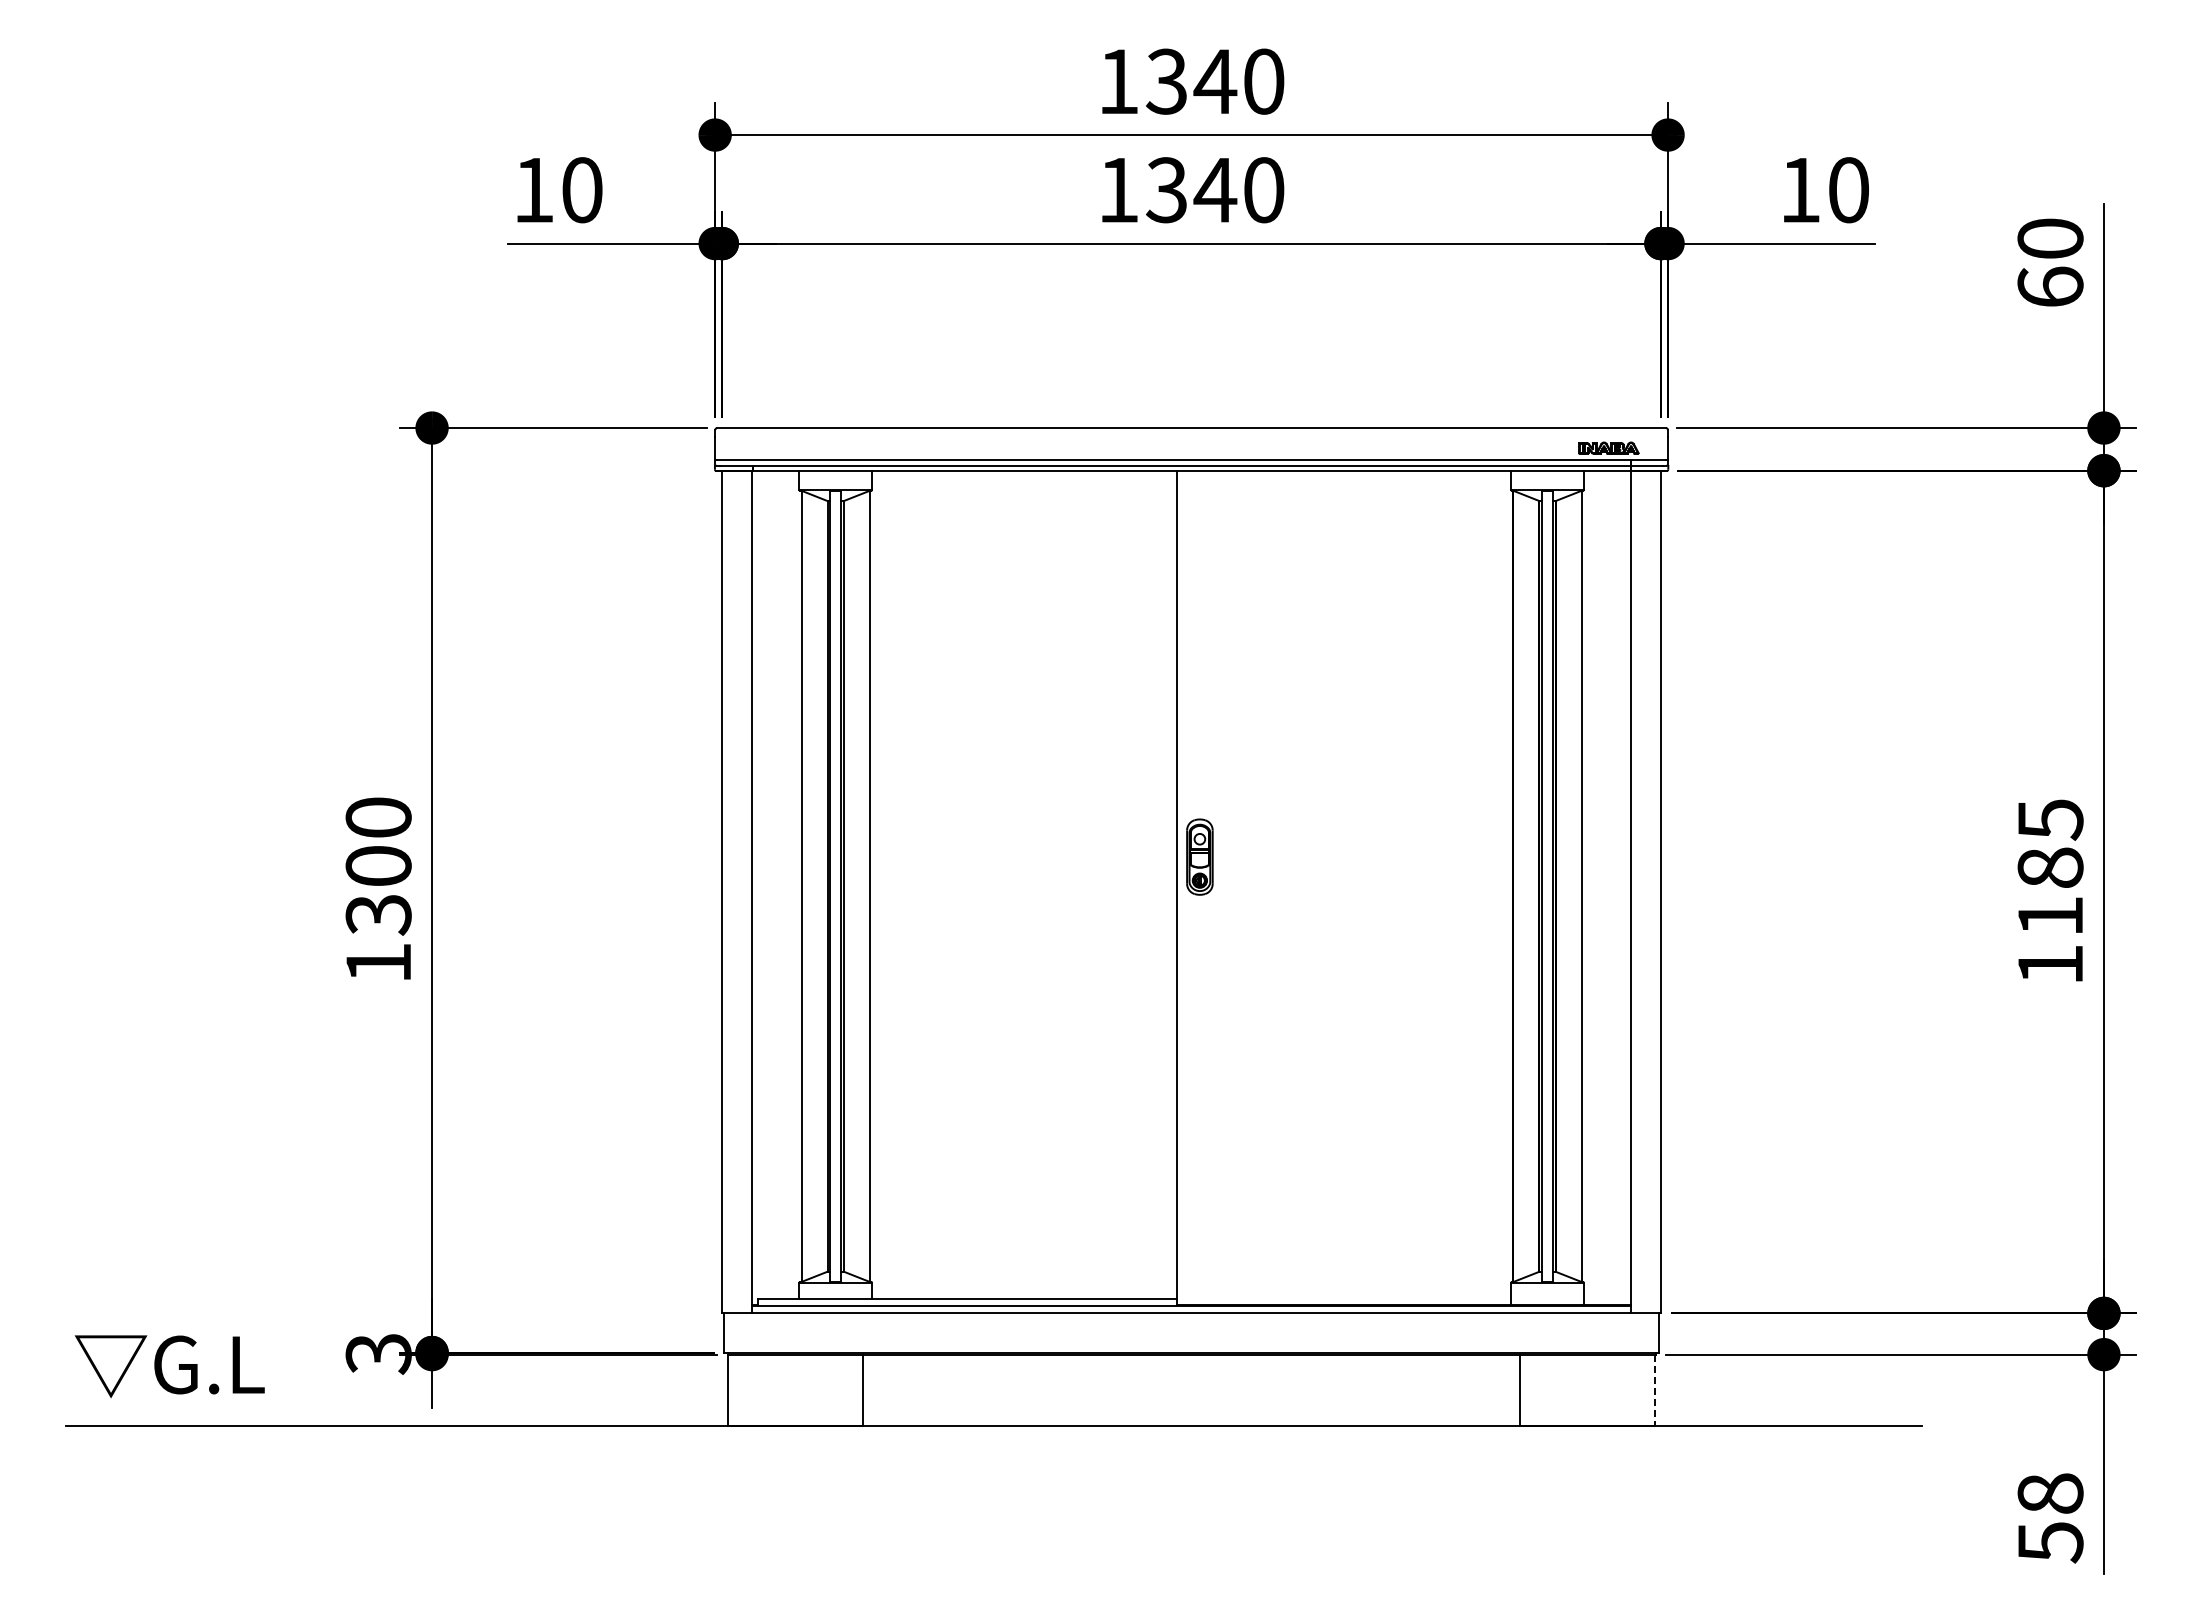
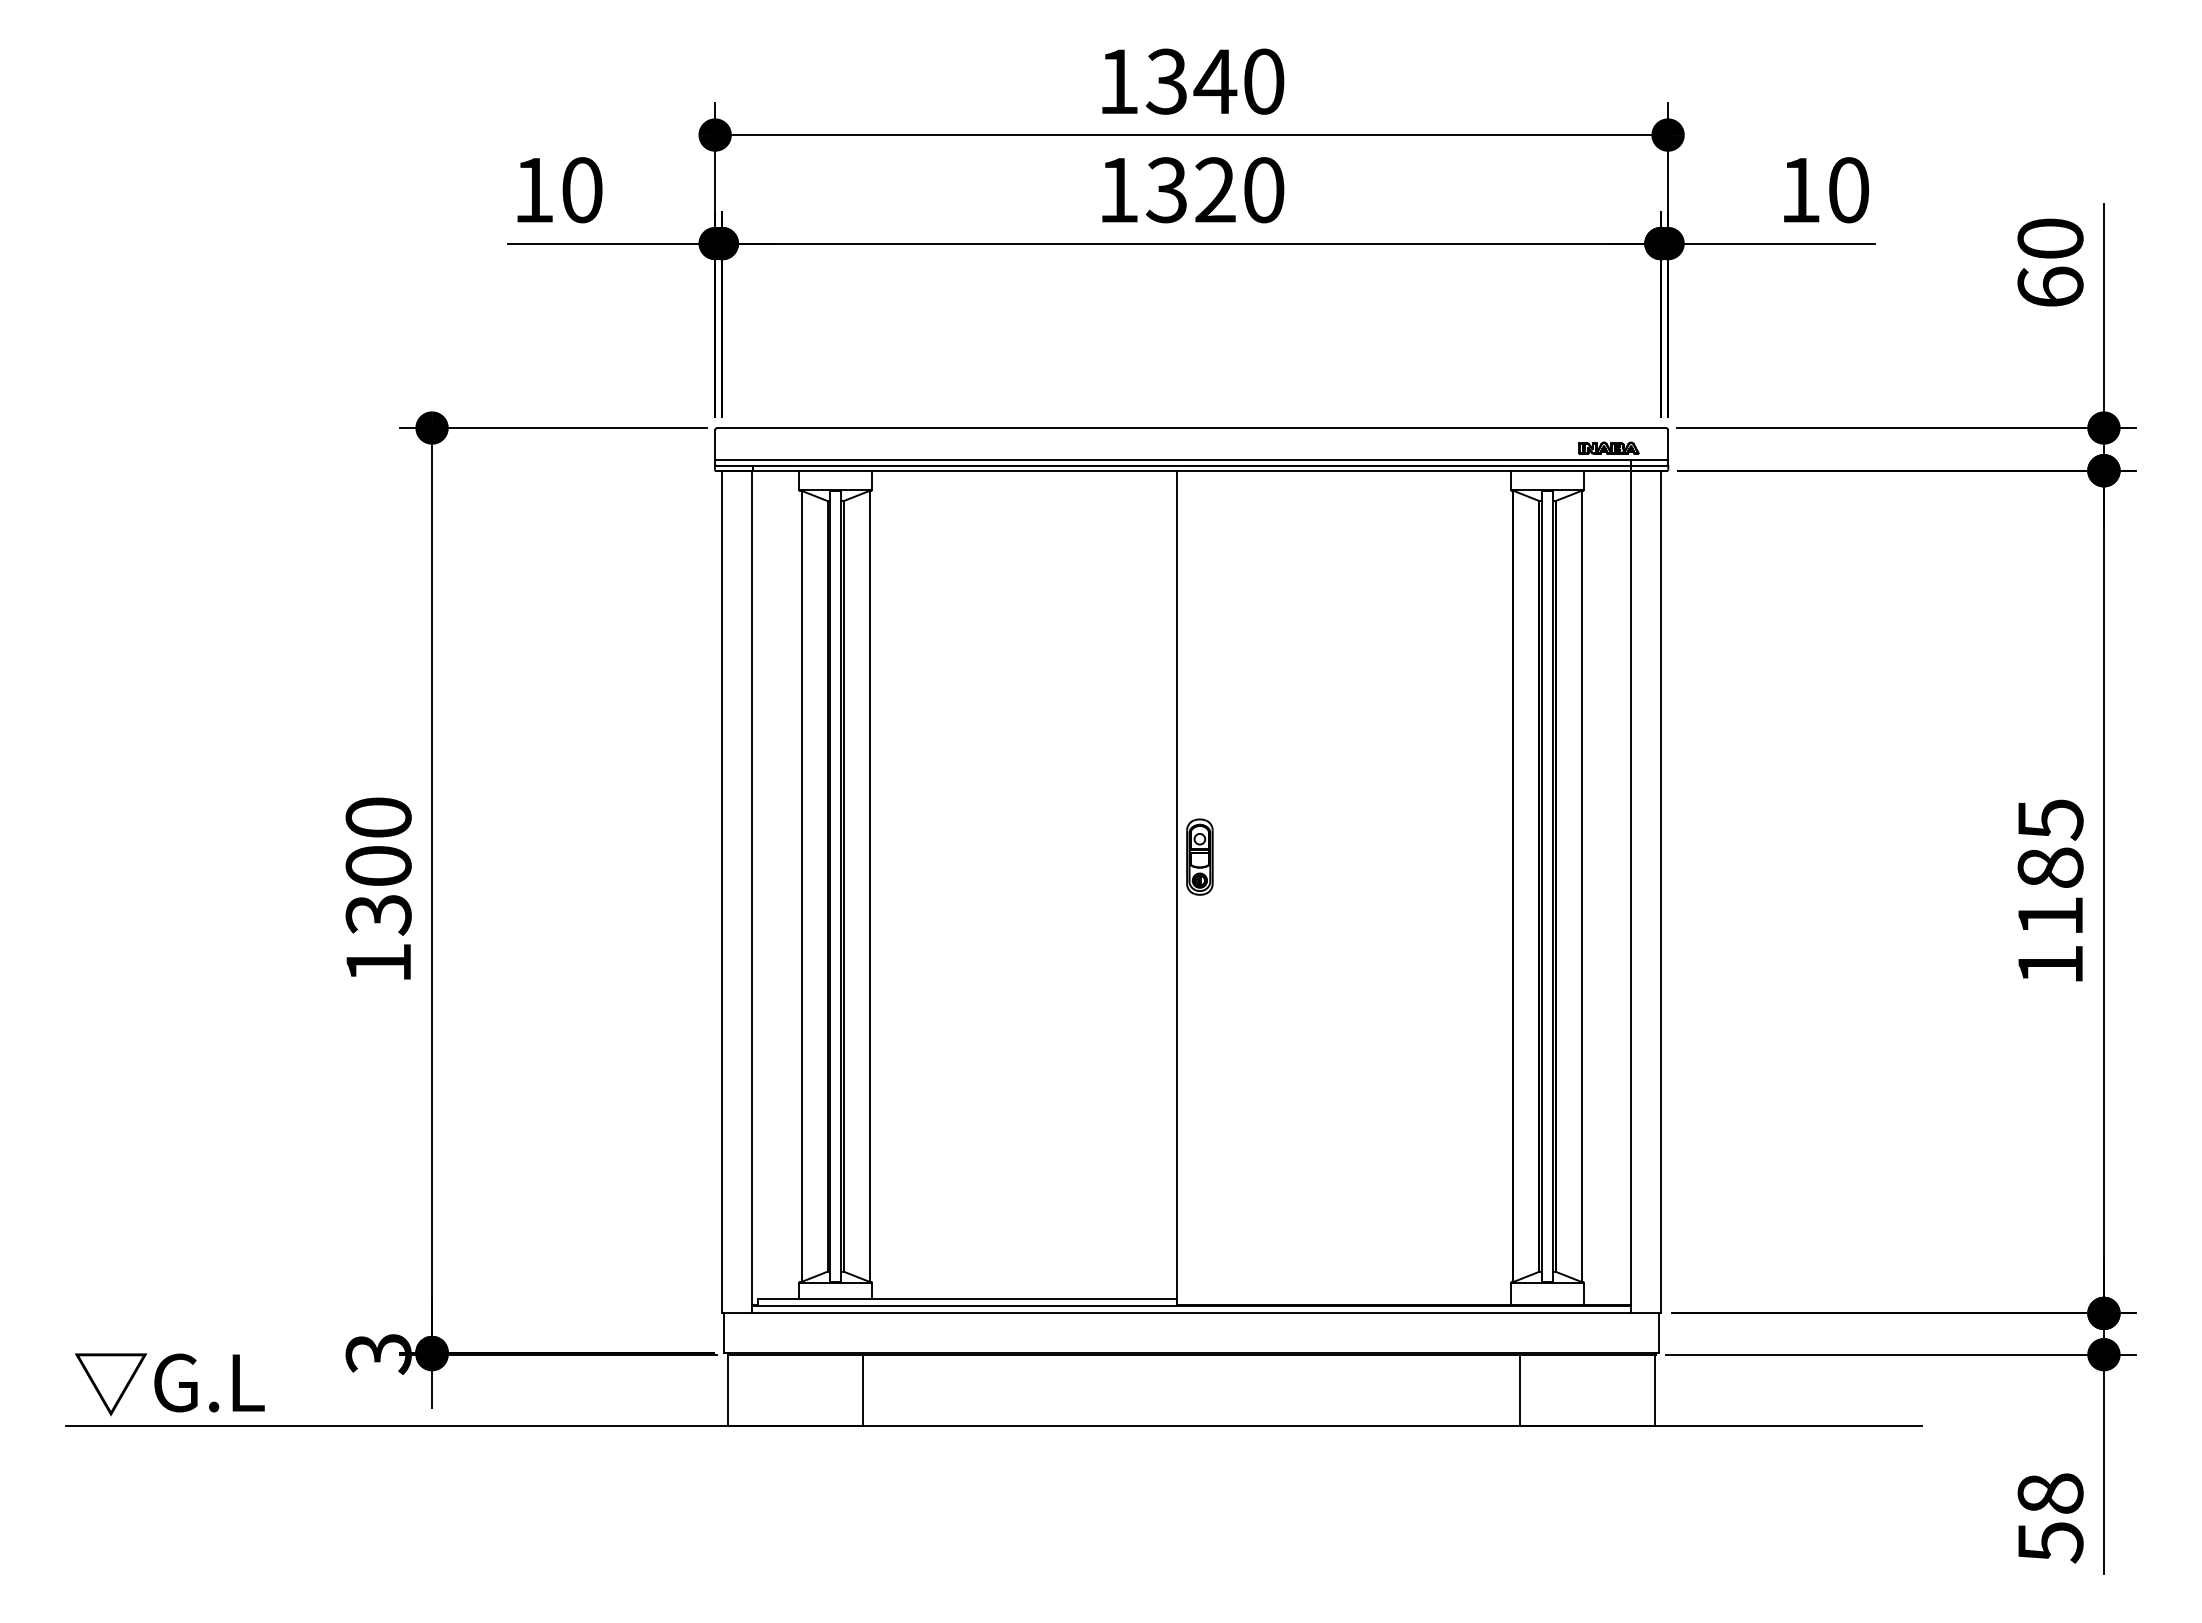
text: 1340 -> 1320 (1215, 189)
text position: (169, 1366) -> (169, 1384) (169, 1384)
line: dashed -> solid (1655, 1390)
